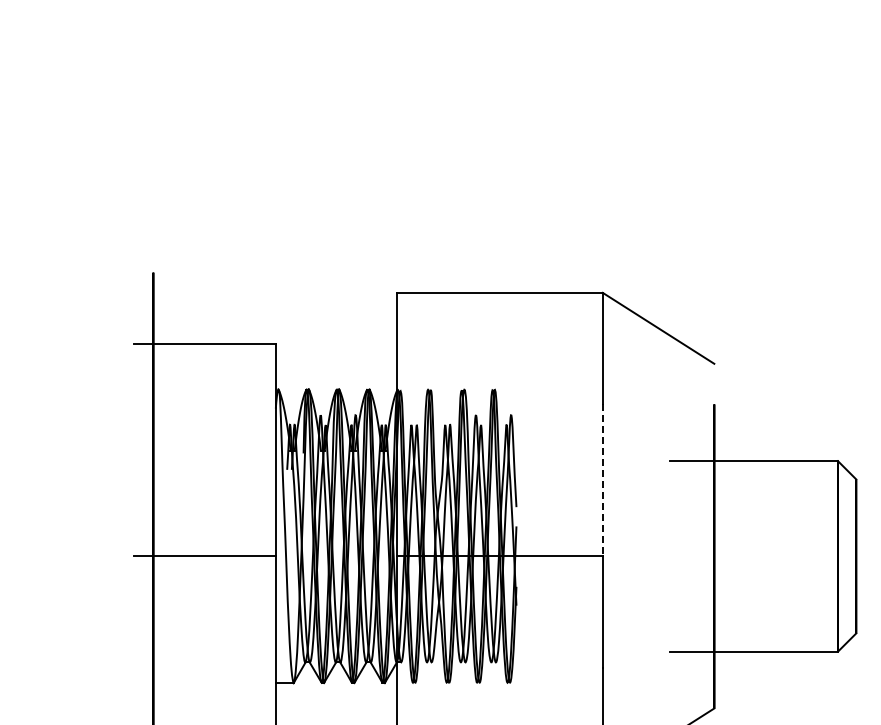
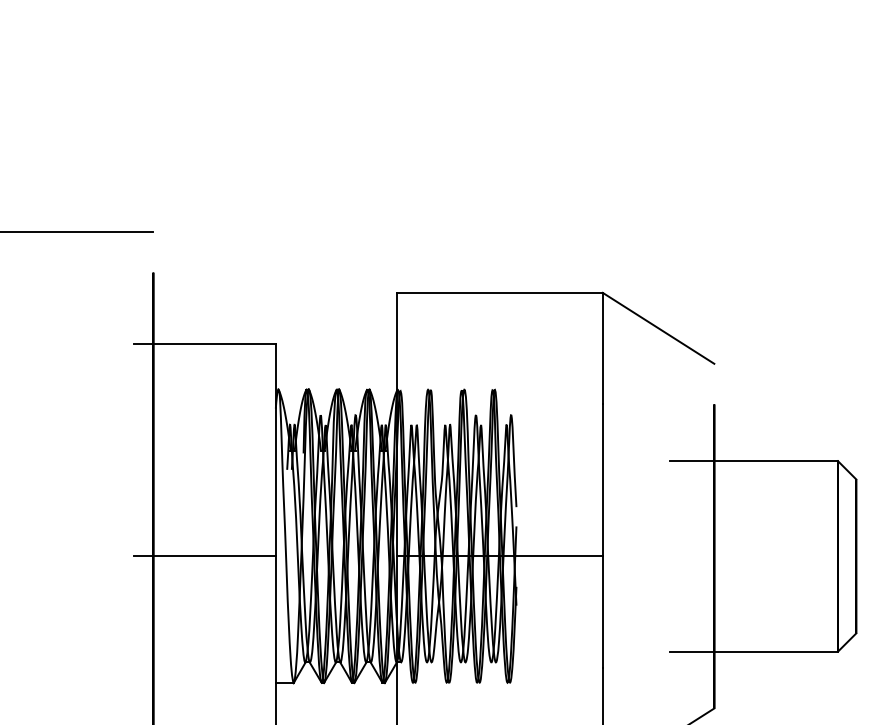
line: none -> present (77, 232)
line: dashed -> solid (602, 480)
